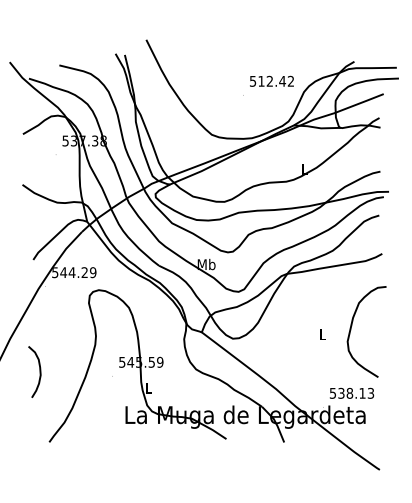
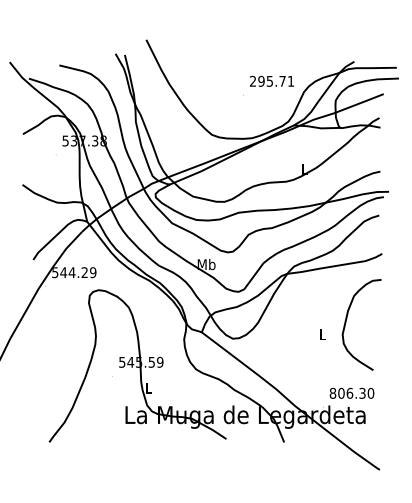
text: 512.42 -> 295.71 (271, 80)
curve position: (351, 330) -> (346, 323) (346, 323)
curve: present -> none (39, 371)
text: 538.13 -> 806.30 (351, 392)
